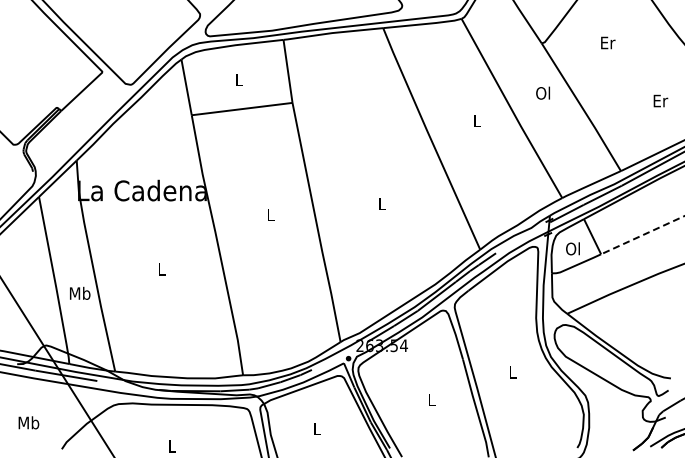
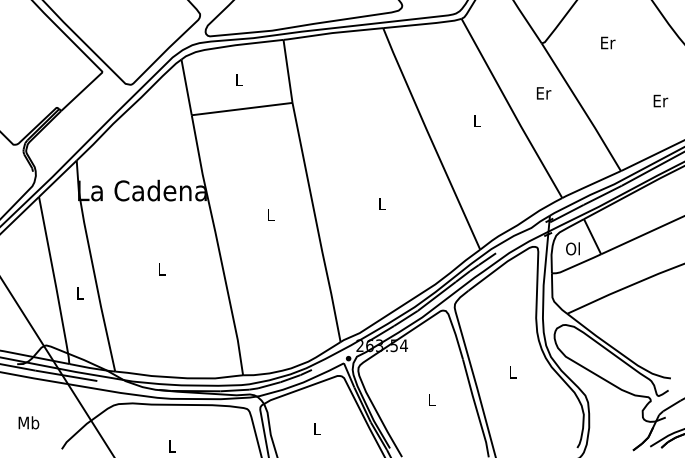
text: Ol -> Er (543, 92)
line: dashed -> solid (642, 235)
text: Mb -> L (80, 292)
